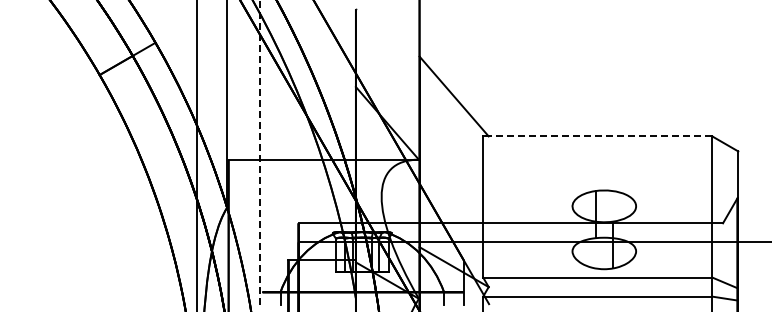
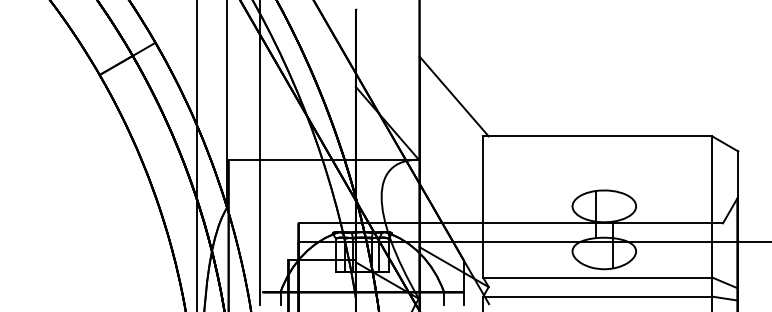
line: dashed -> solid (597, 136)
line: dashed -> solid (260, 152)
